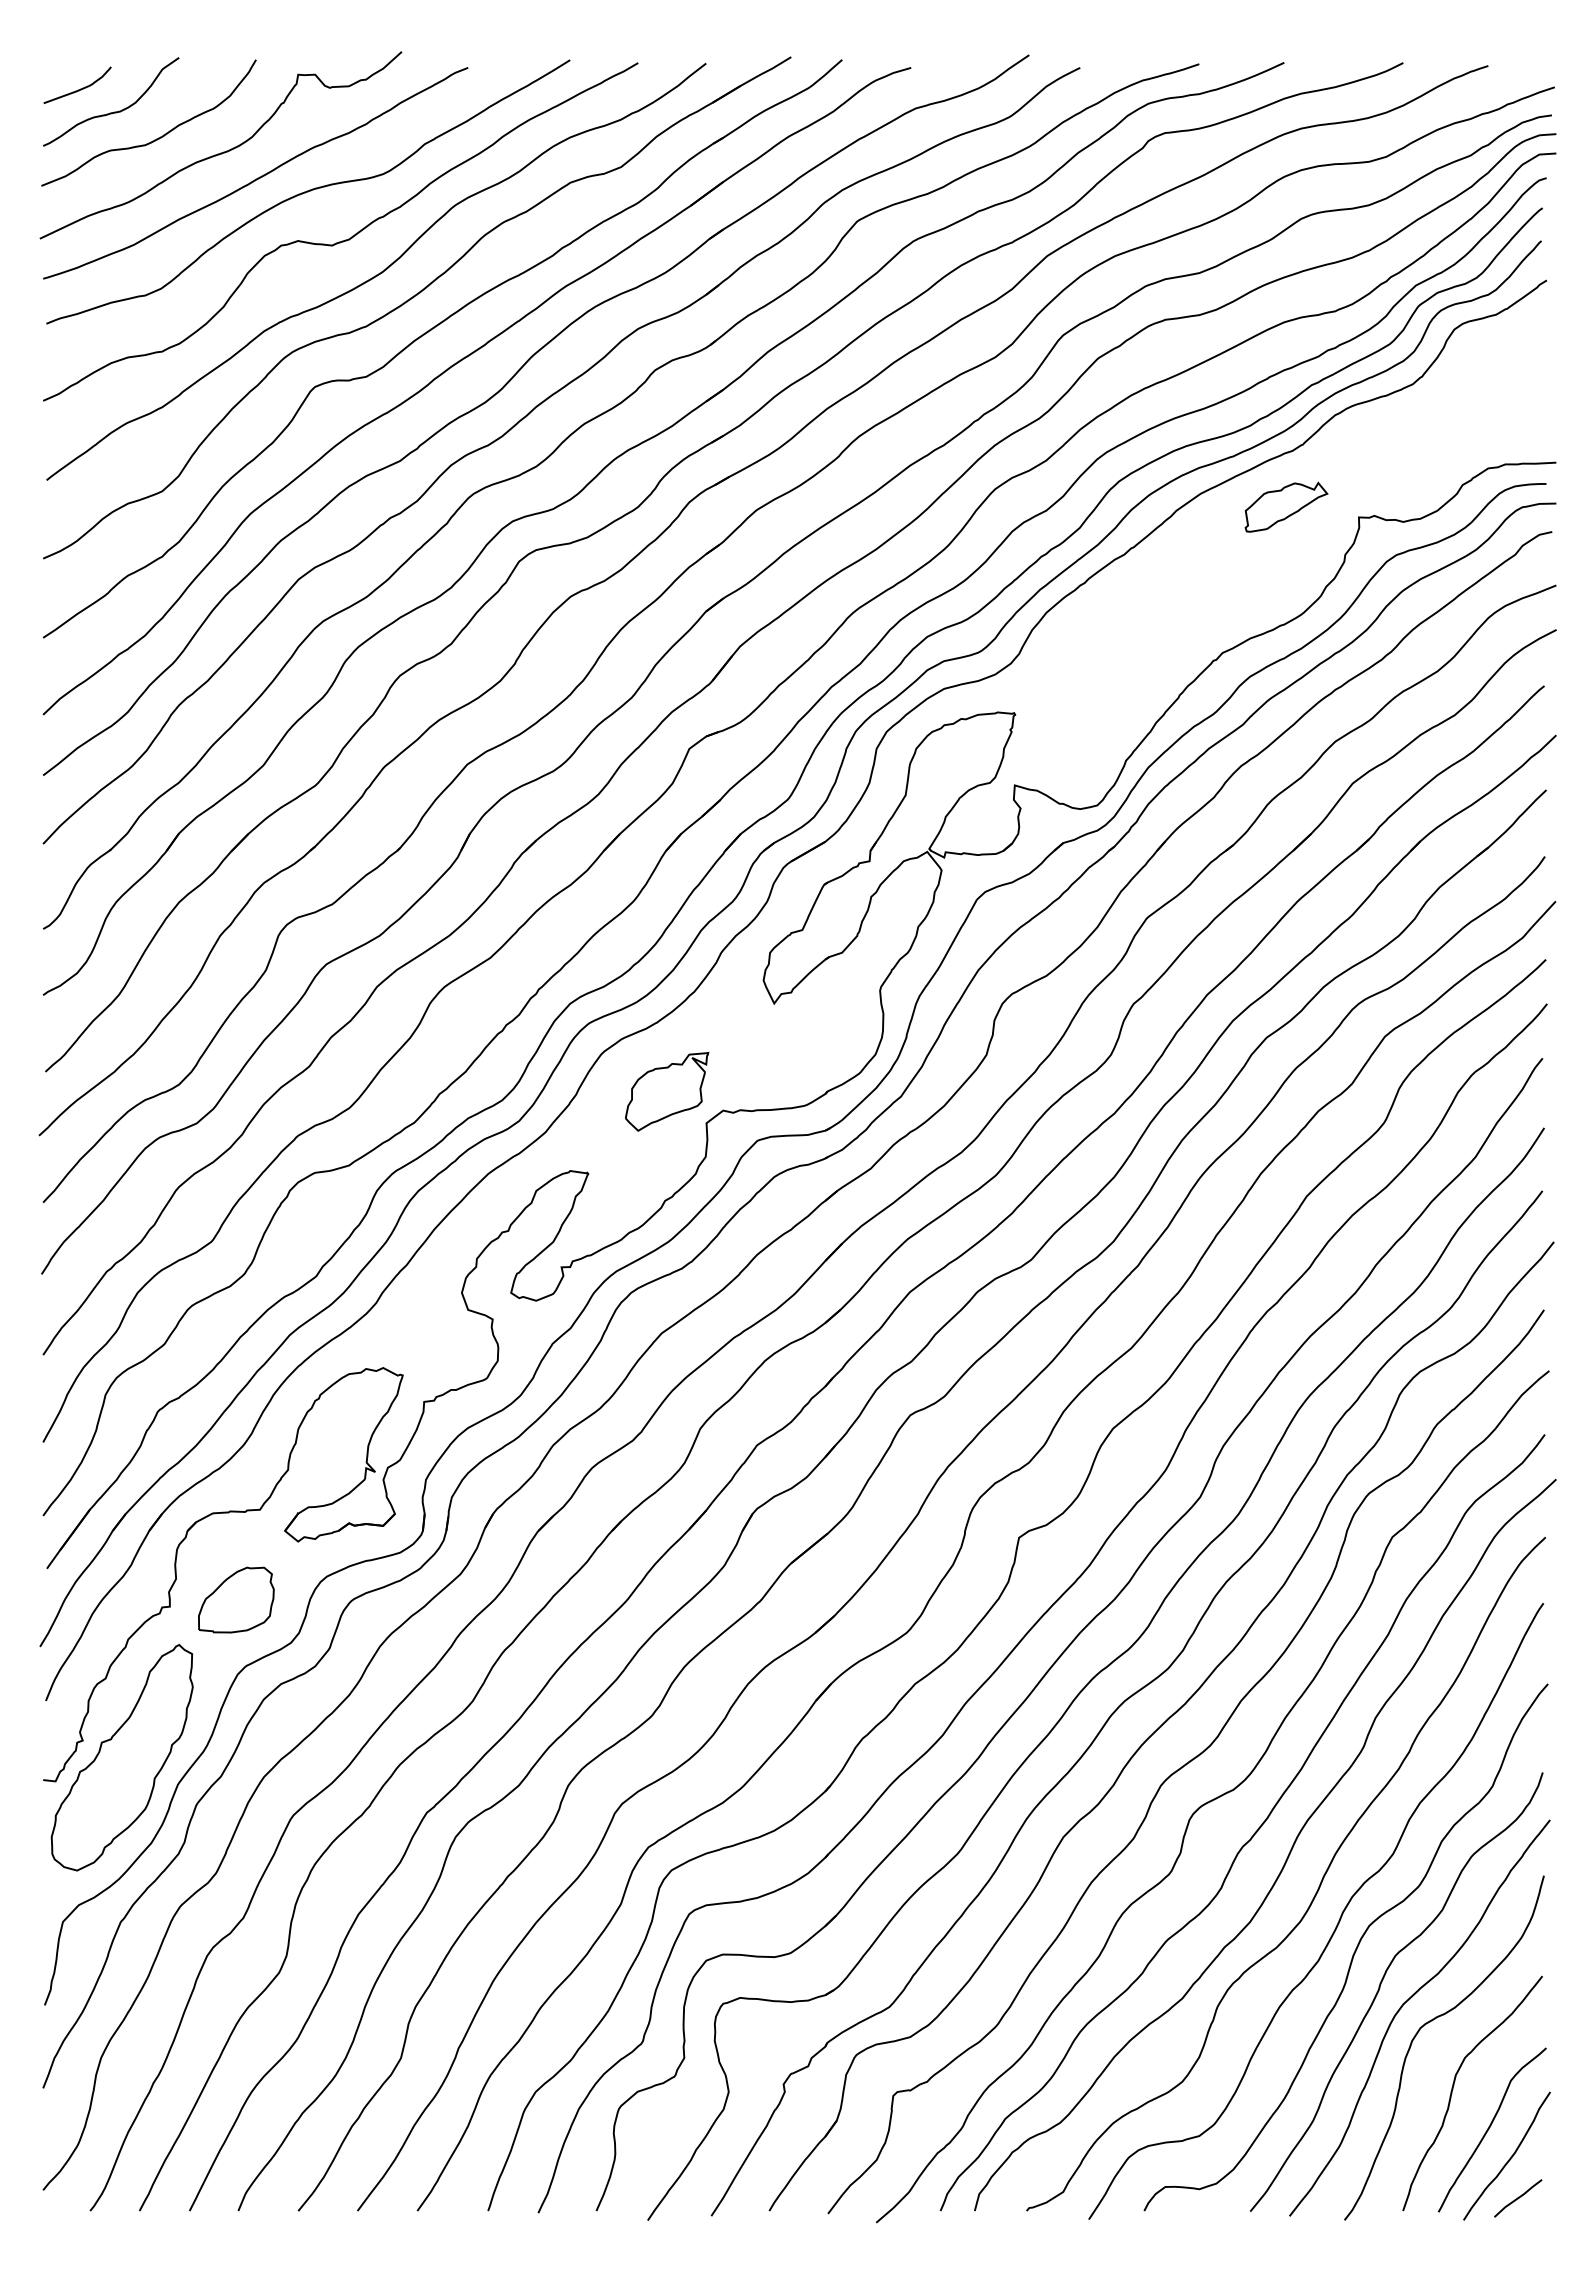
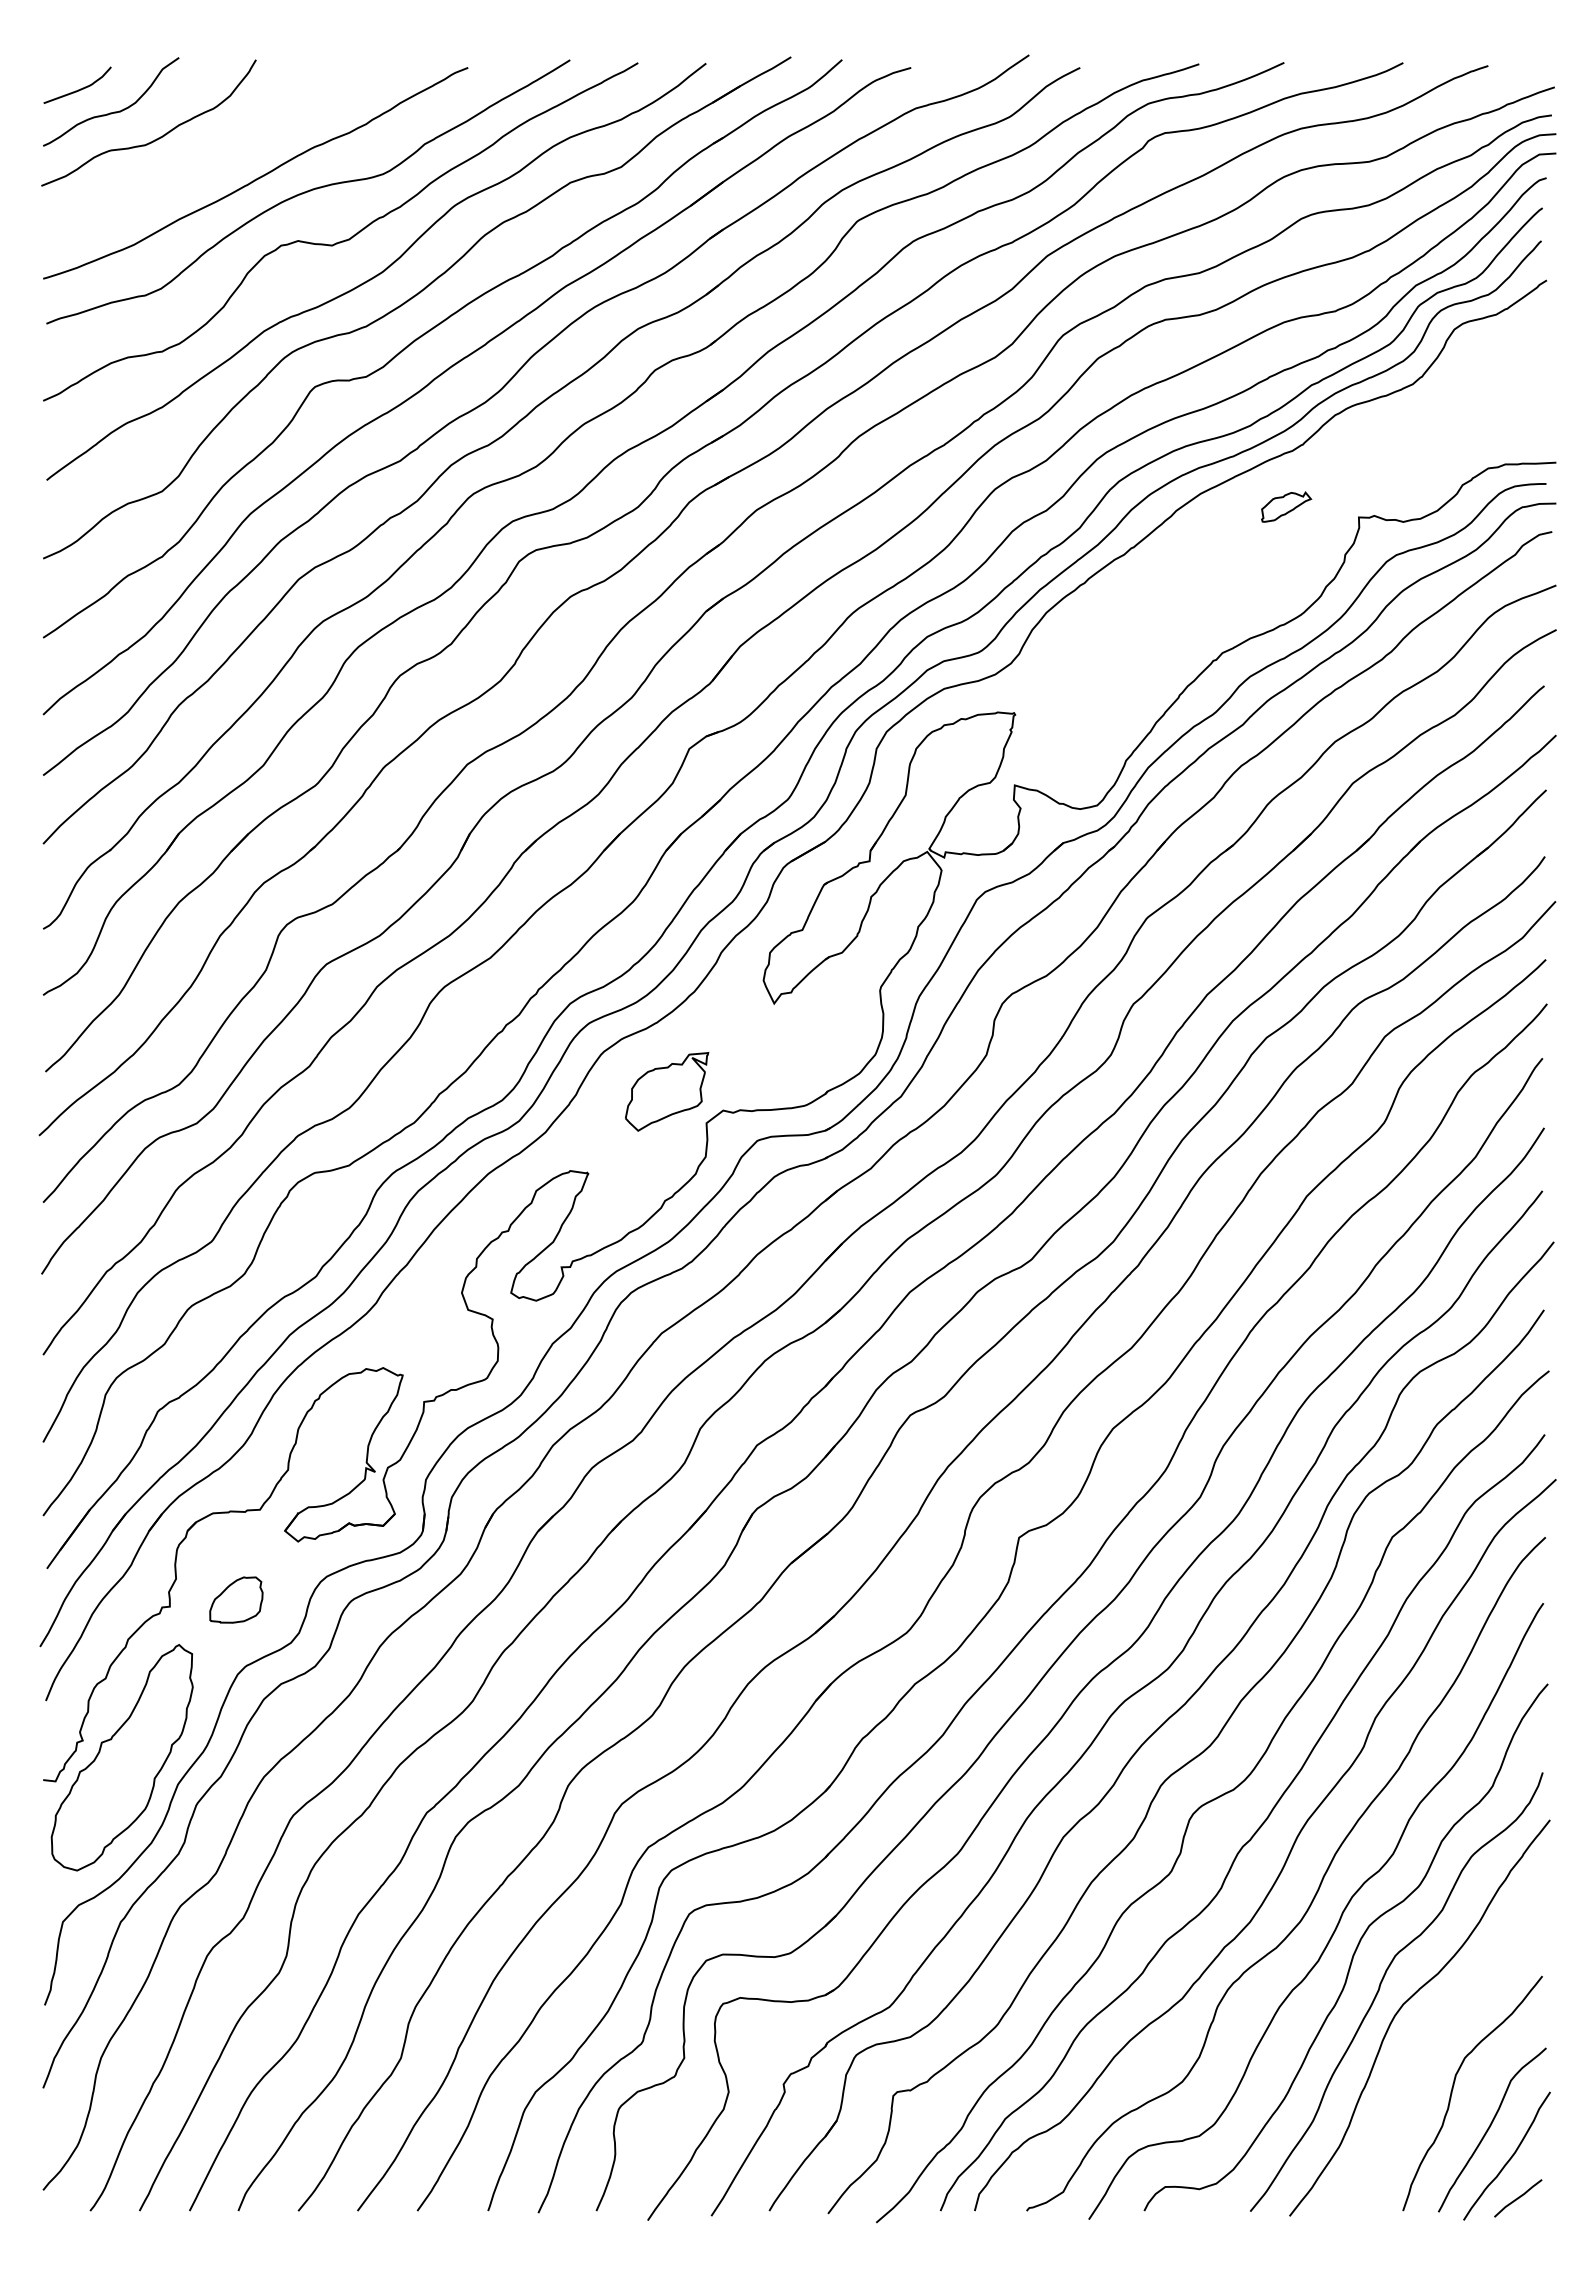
curve: present -> none (223, 151)
part size: 85x52 px -> 52x32 px (1286, 506)
part size: 77x68 px -> 55x48 px (236, 1599)
curve: present -> none (1432, 2021)
